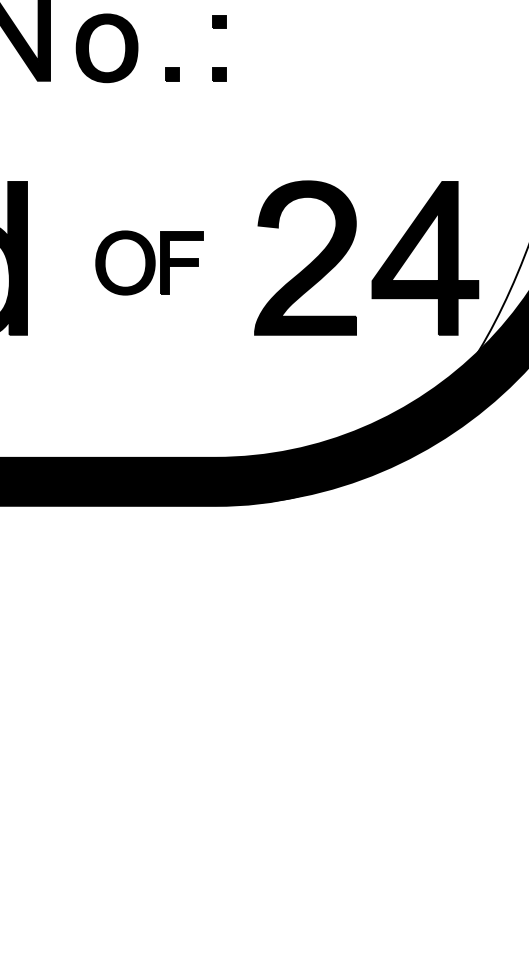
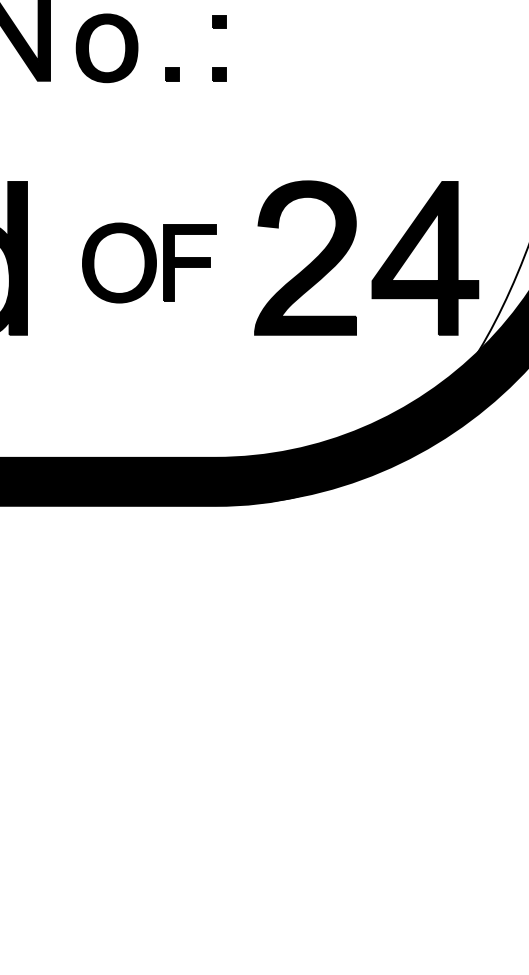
part size: 109x66 px -> 135x82 px (149, 262)
